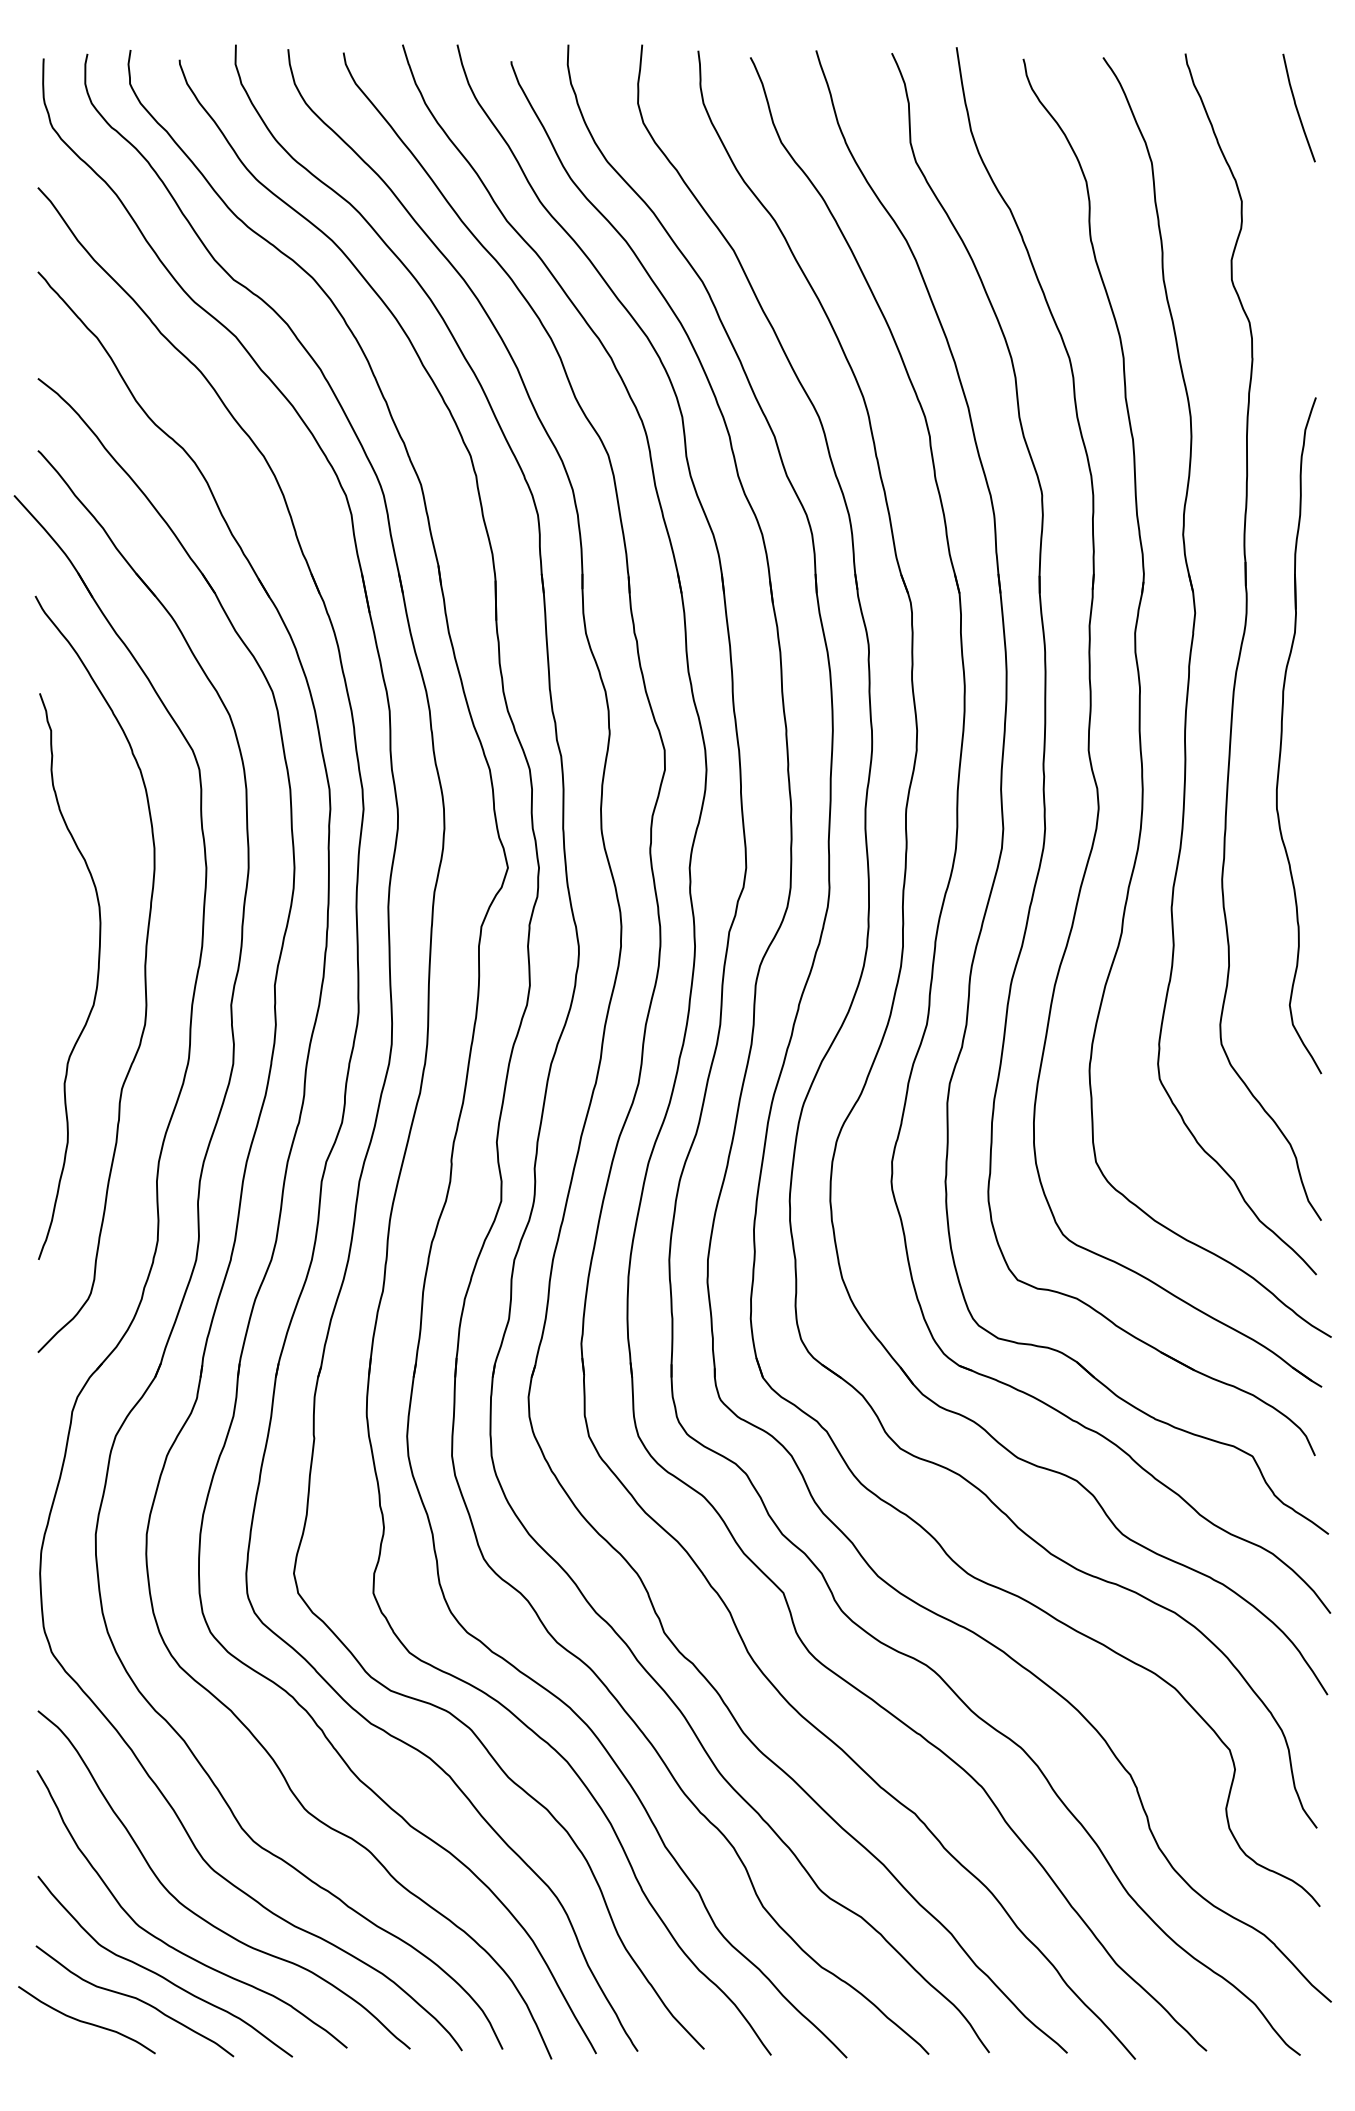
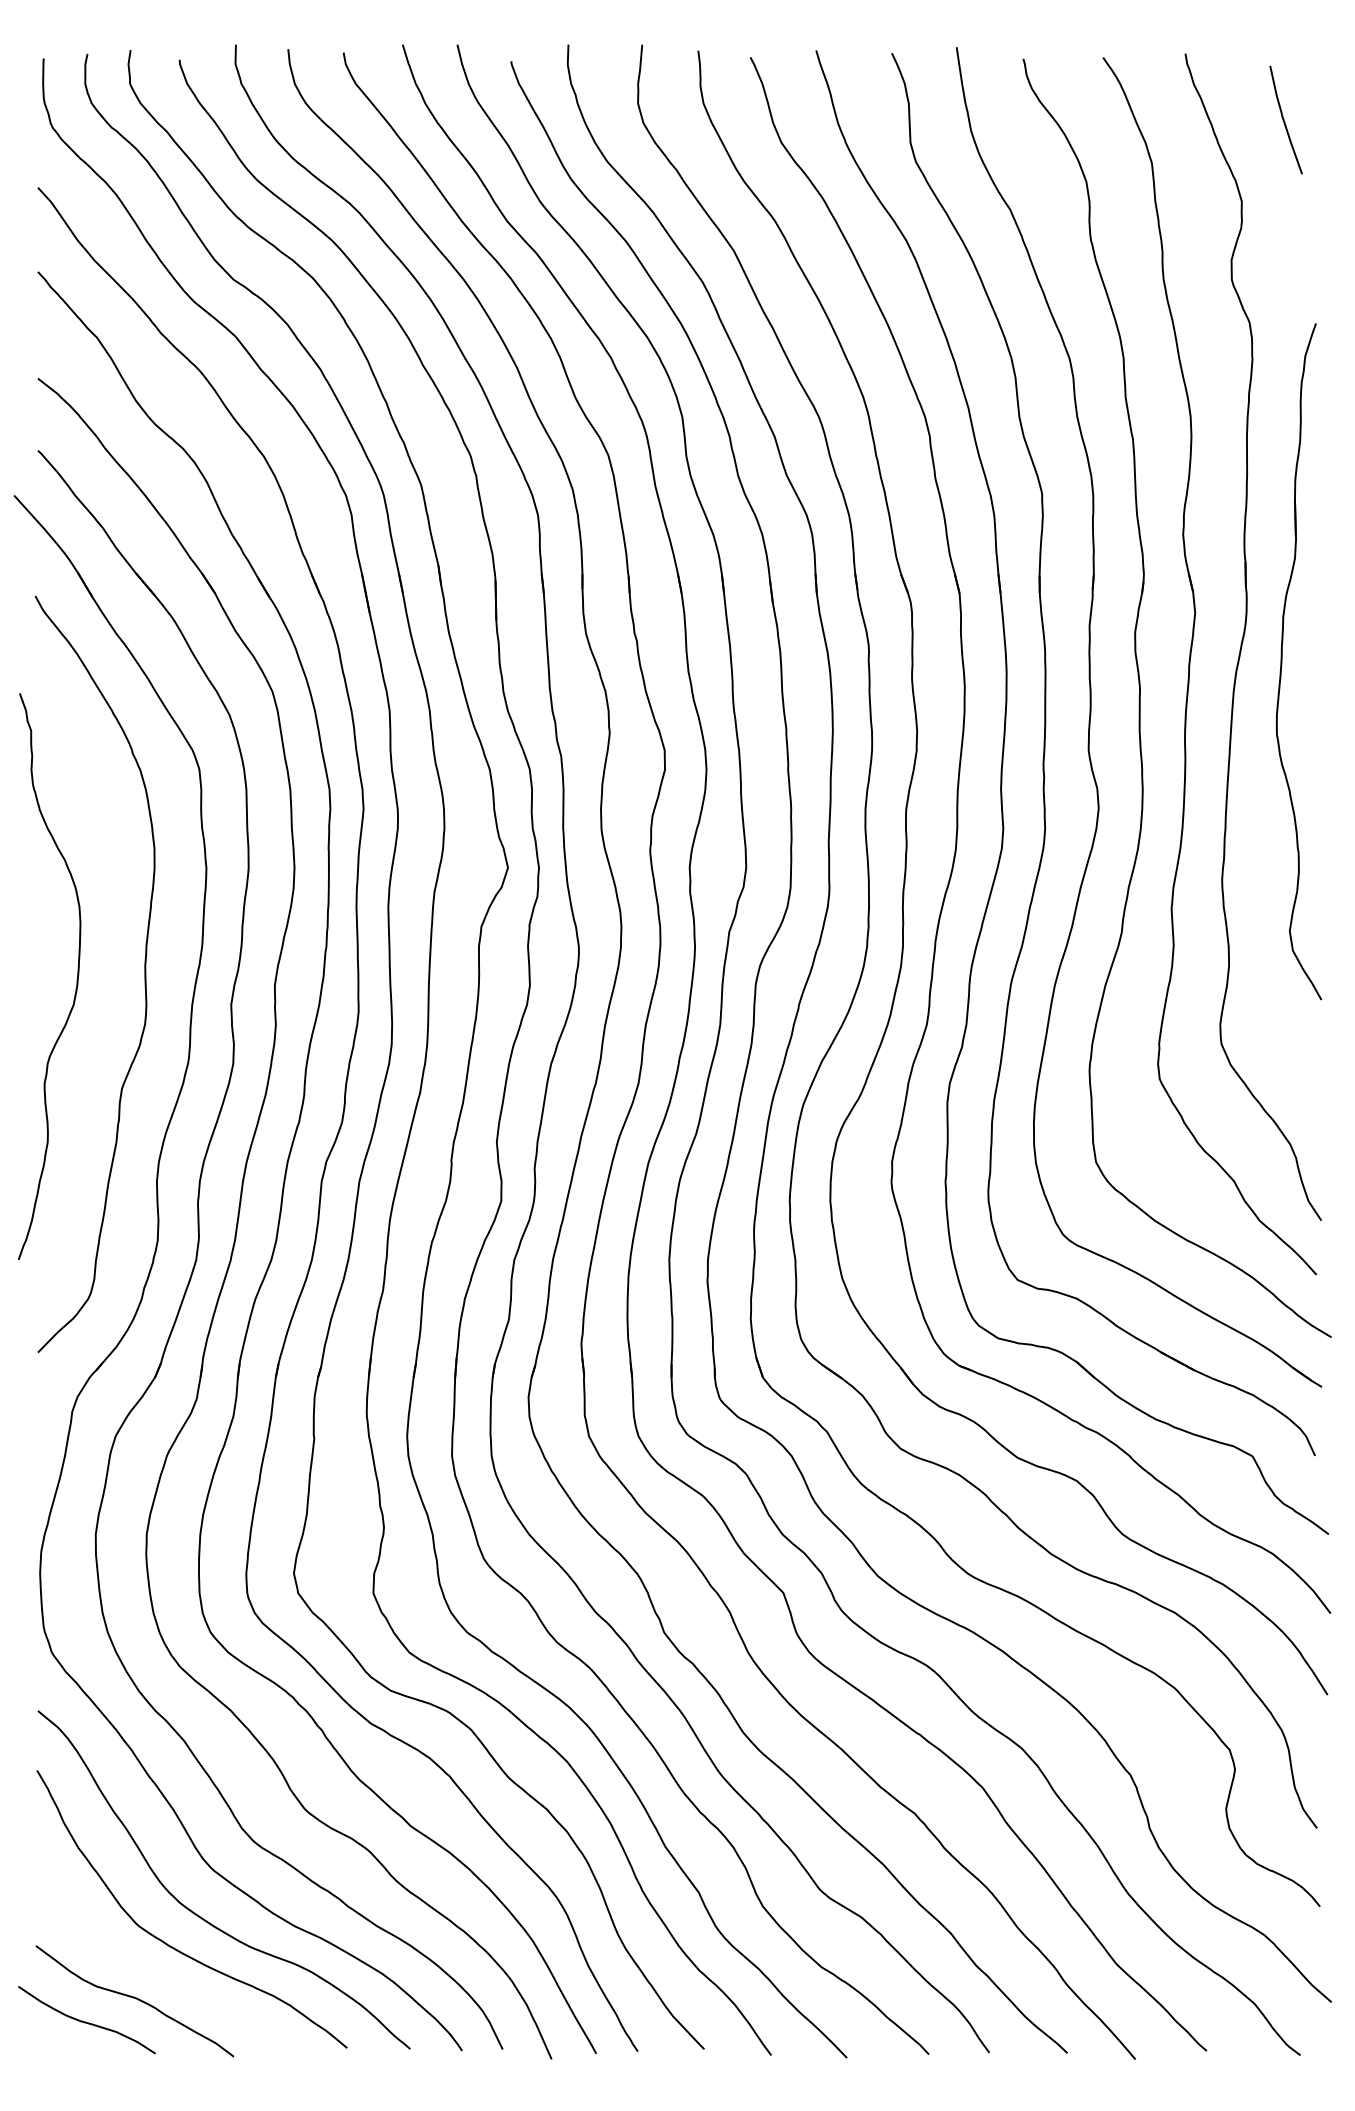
curve position: (1297, 107) -> (1284, 119) (1284, 119)
part position: (1282, 735) -> (1282, 661) (1282, 661)
curve position: (96, 979) -> (76, 979) (76, 979)
curve: present -> none (161, 1975)
